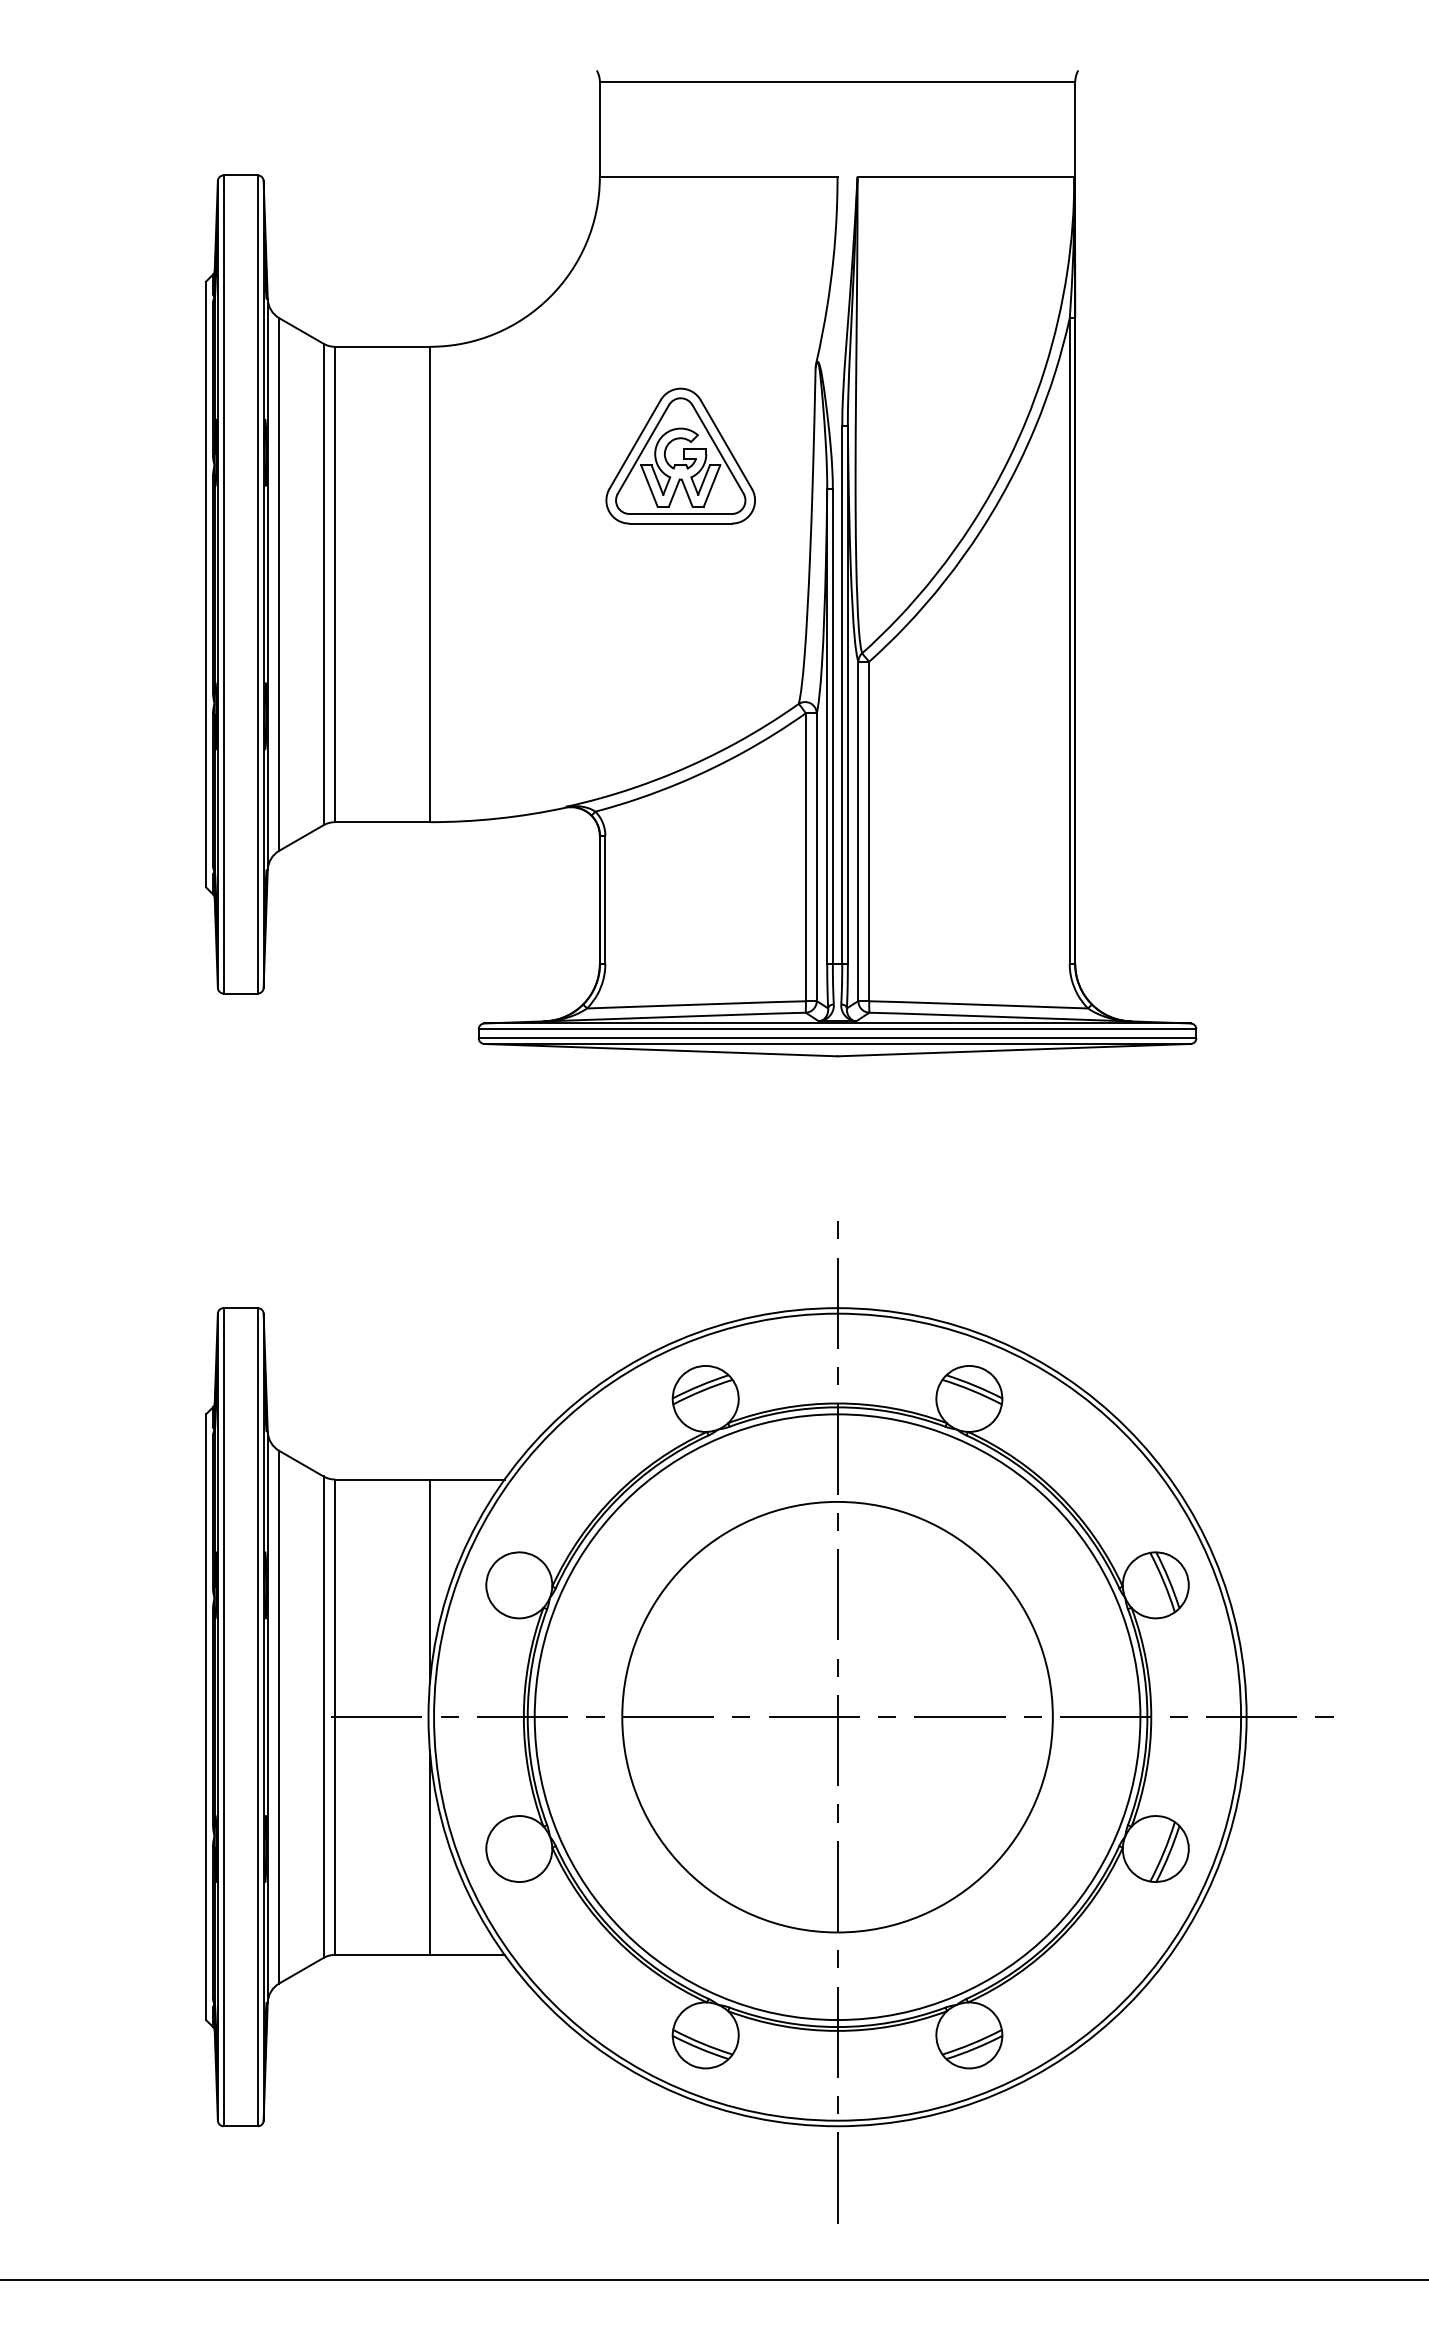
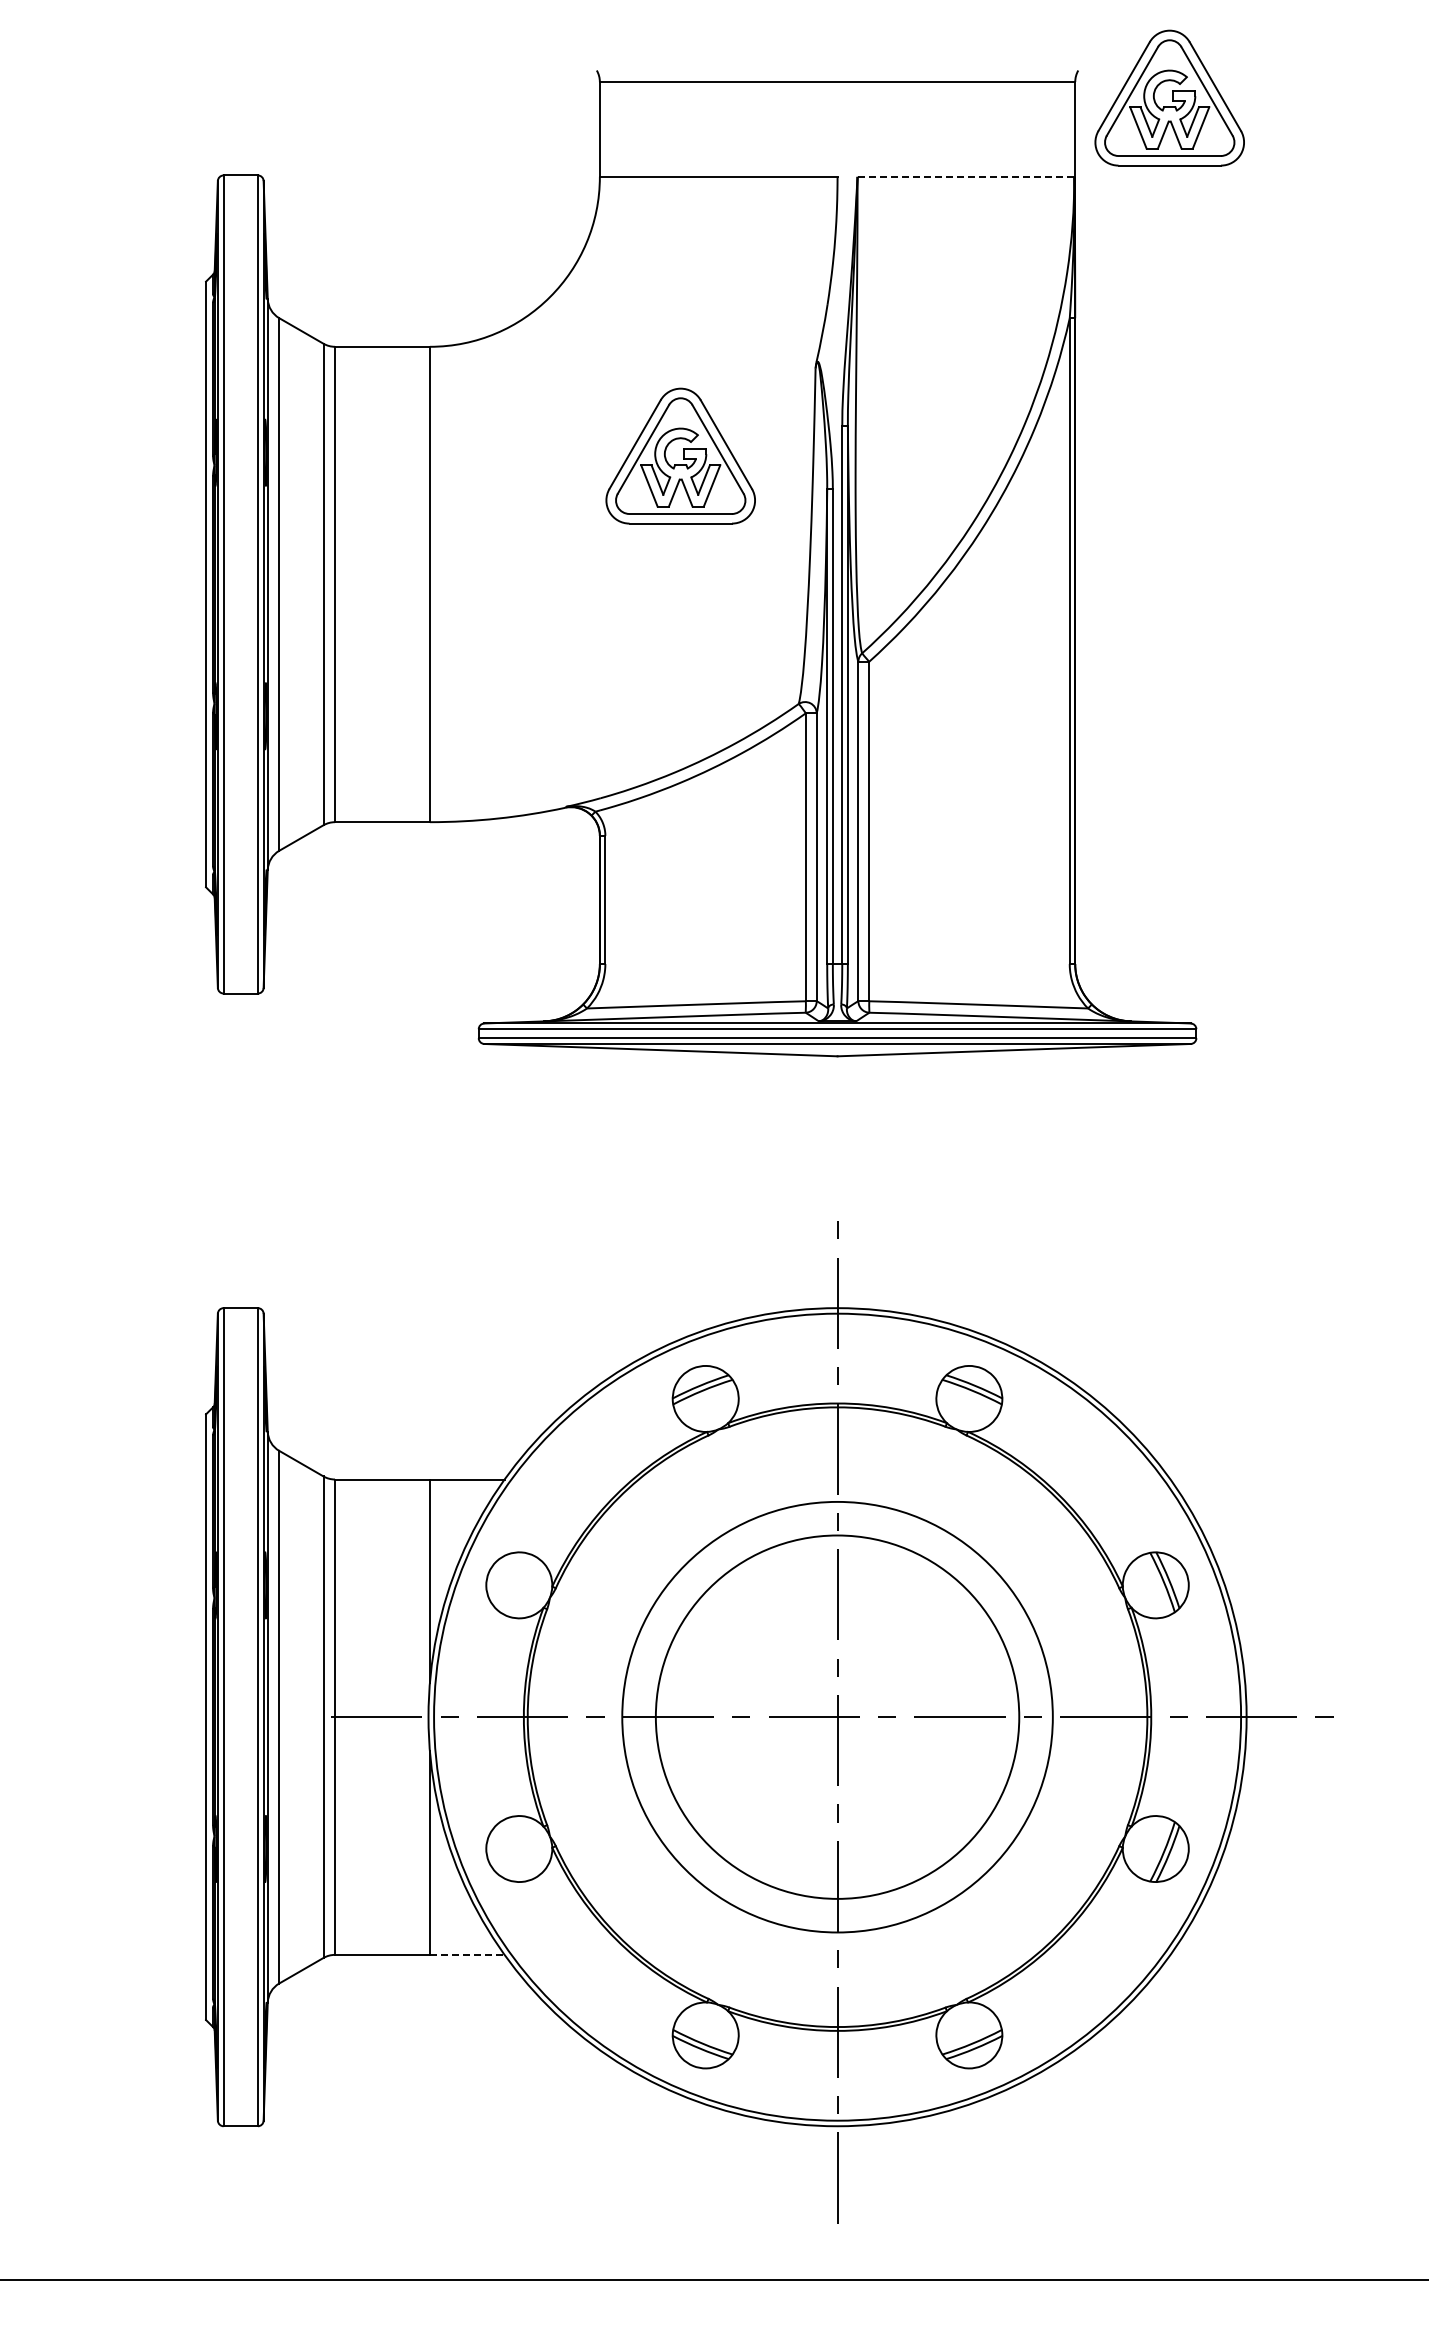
part: none -> present (1169, 97)
line: solid -> dashed (965, 176)
circle diameter: 606 px -> 363 px (837, 1716)
line: solid -> dashed (467, 1954)
